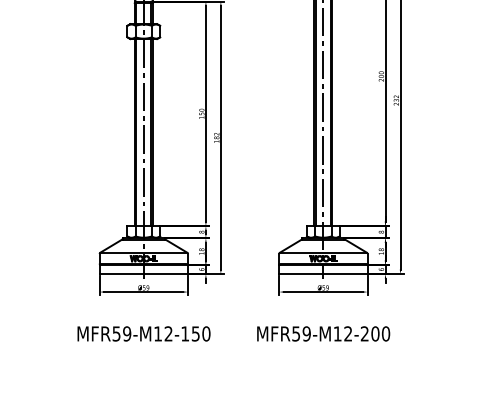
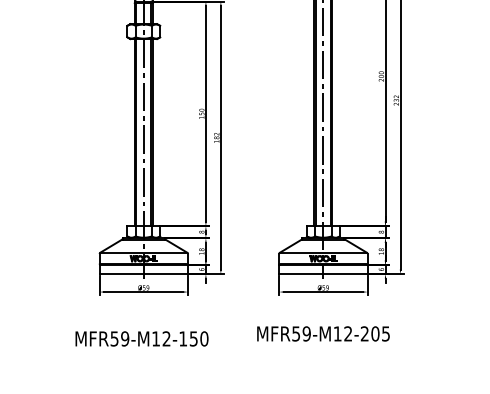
text position: (143, 333) -> (141, 338) (141, 338)
text: MFR59-M12-200 -> MFR59-M12-205 (385, 333)
